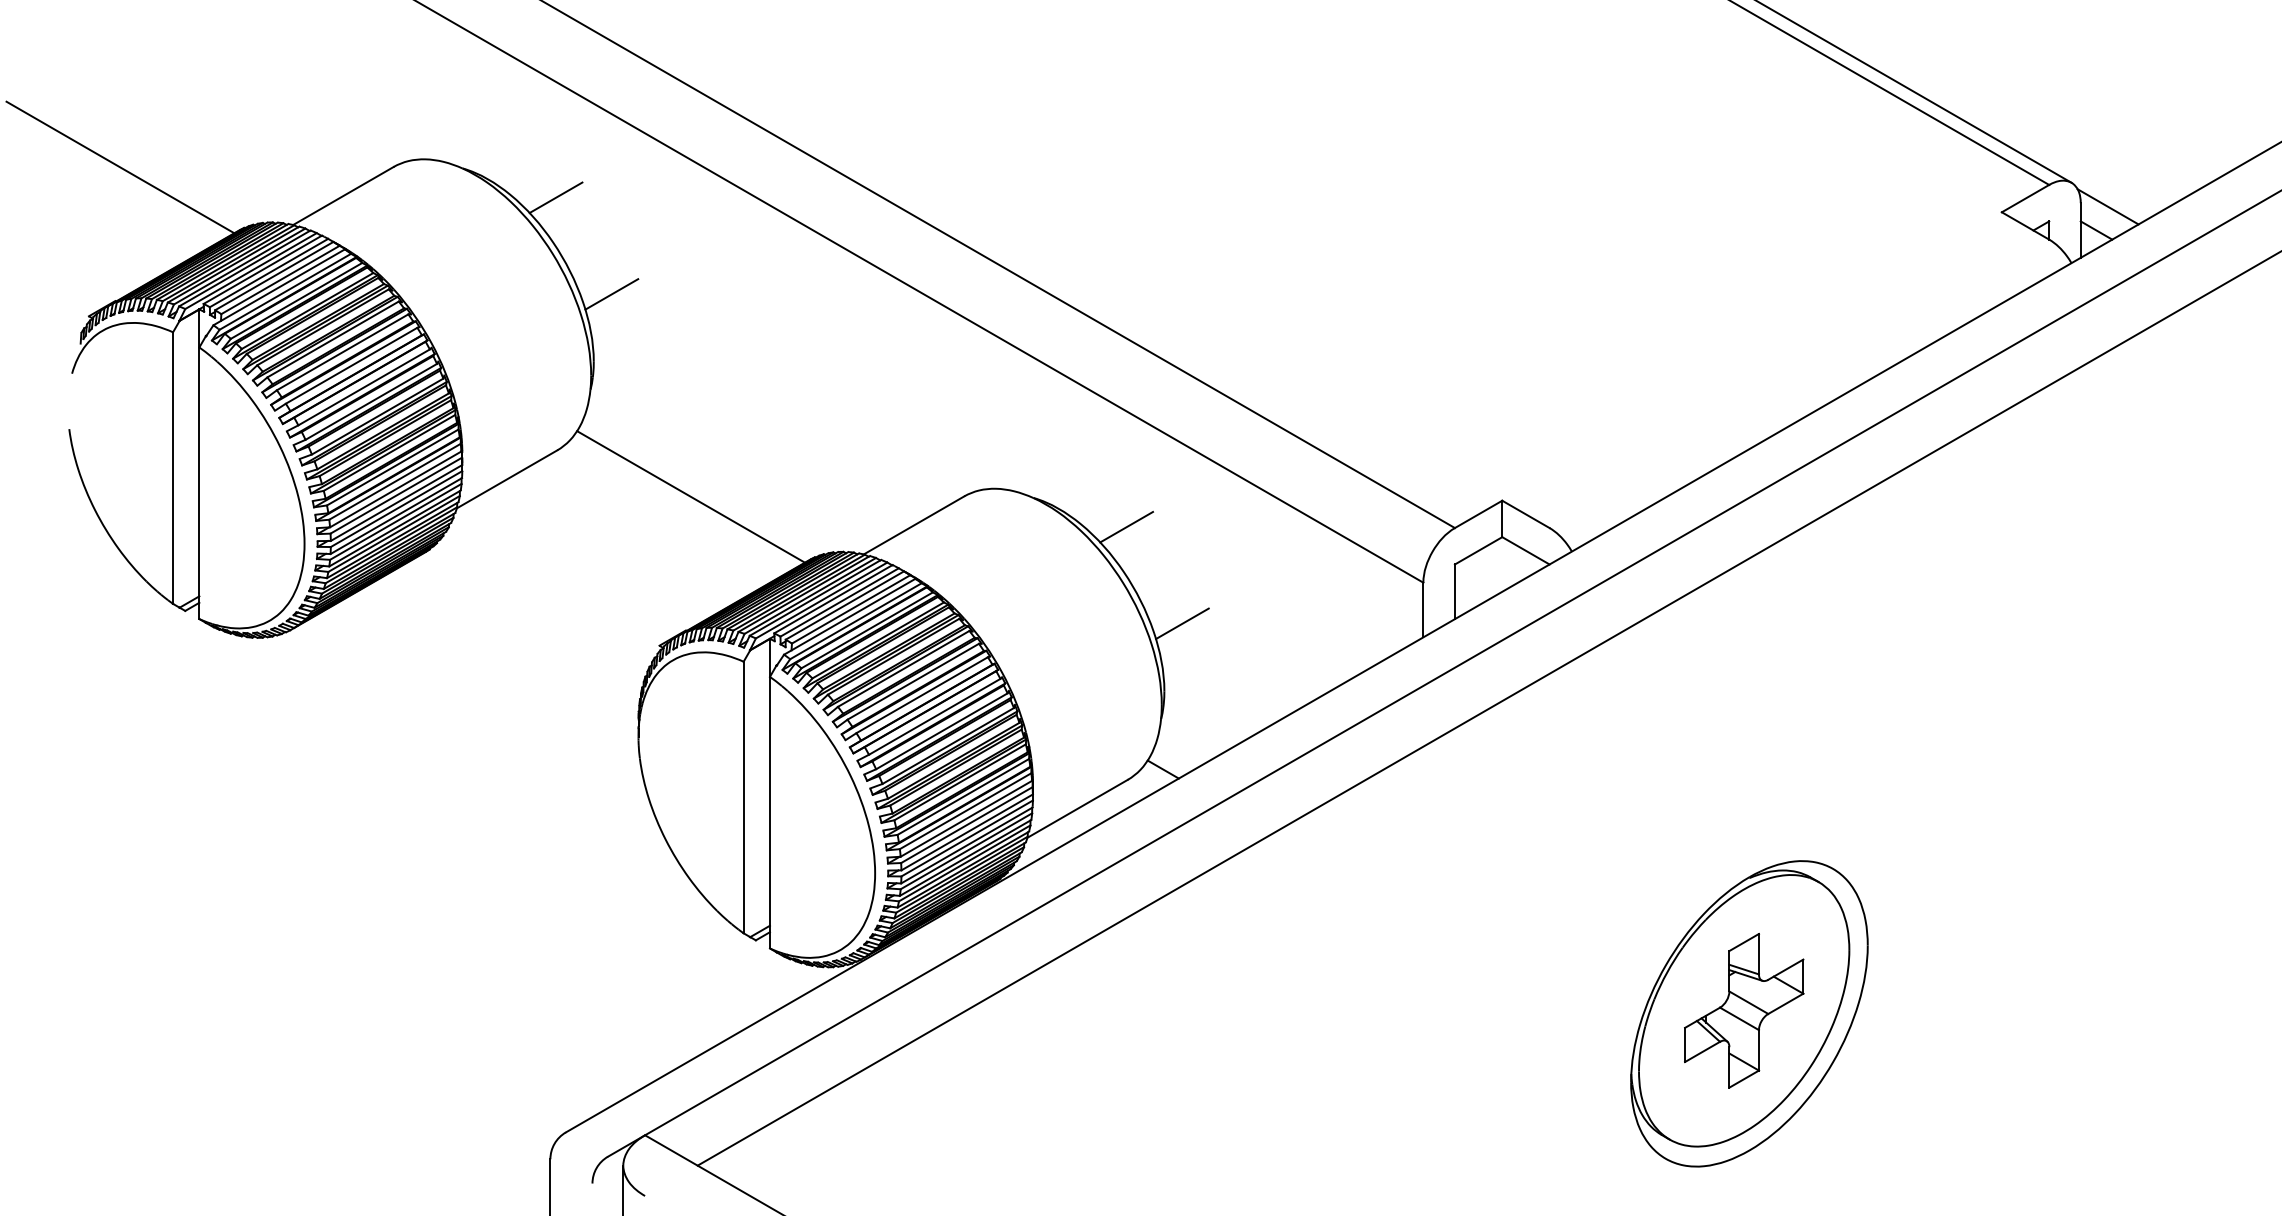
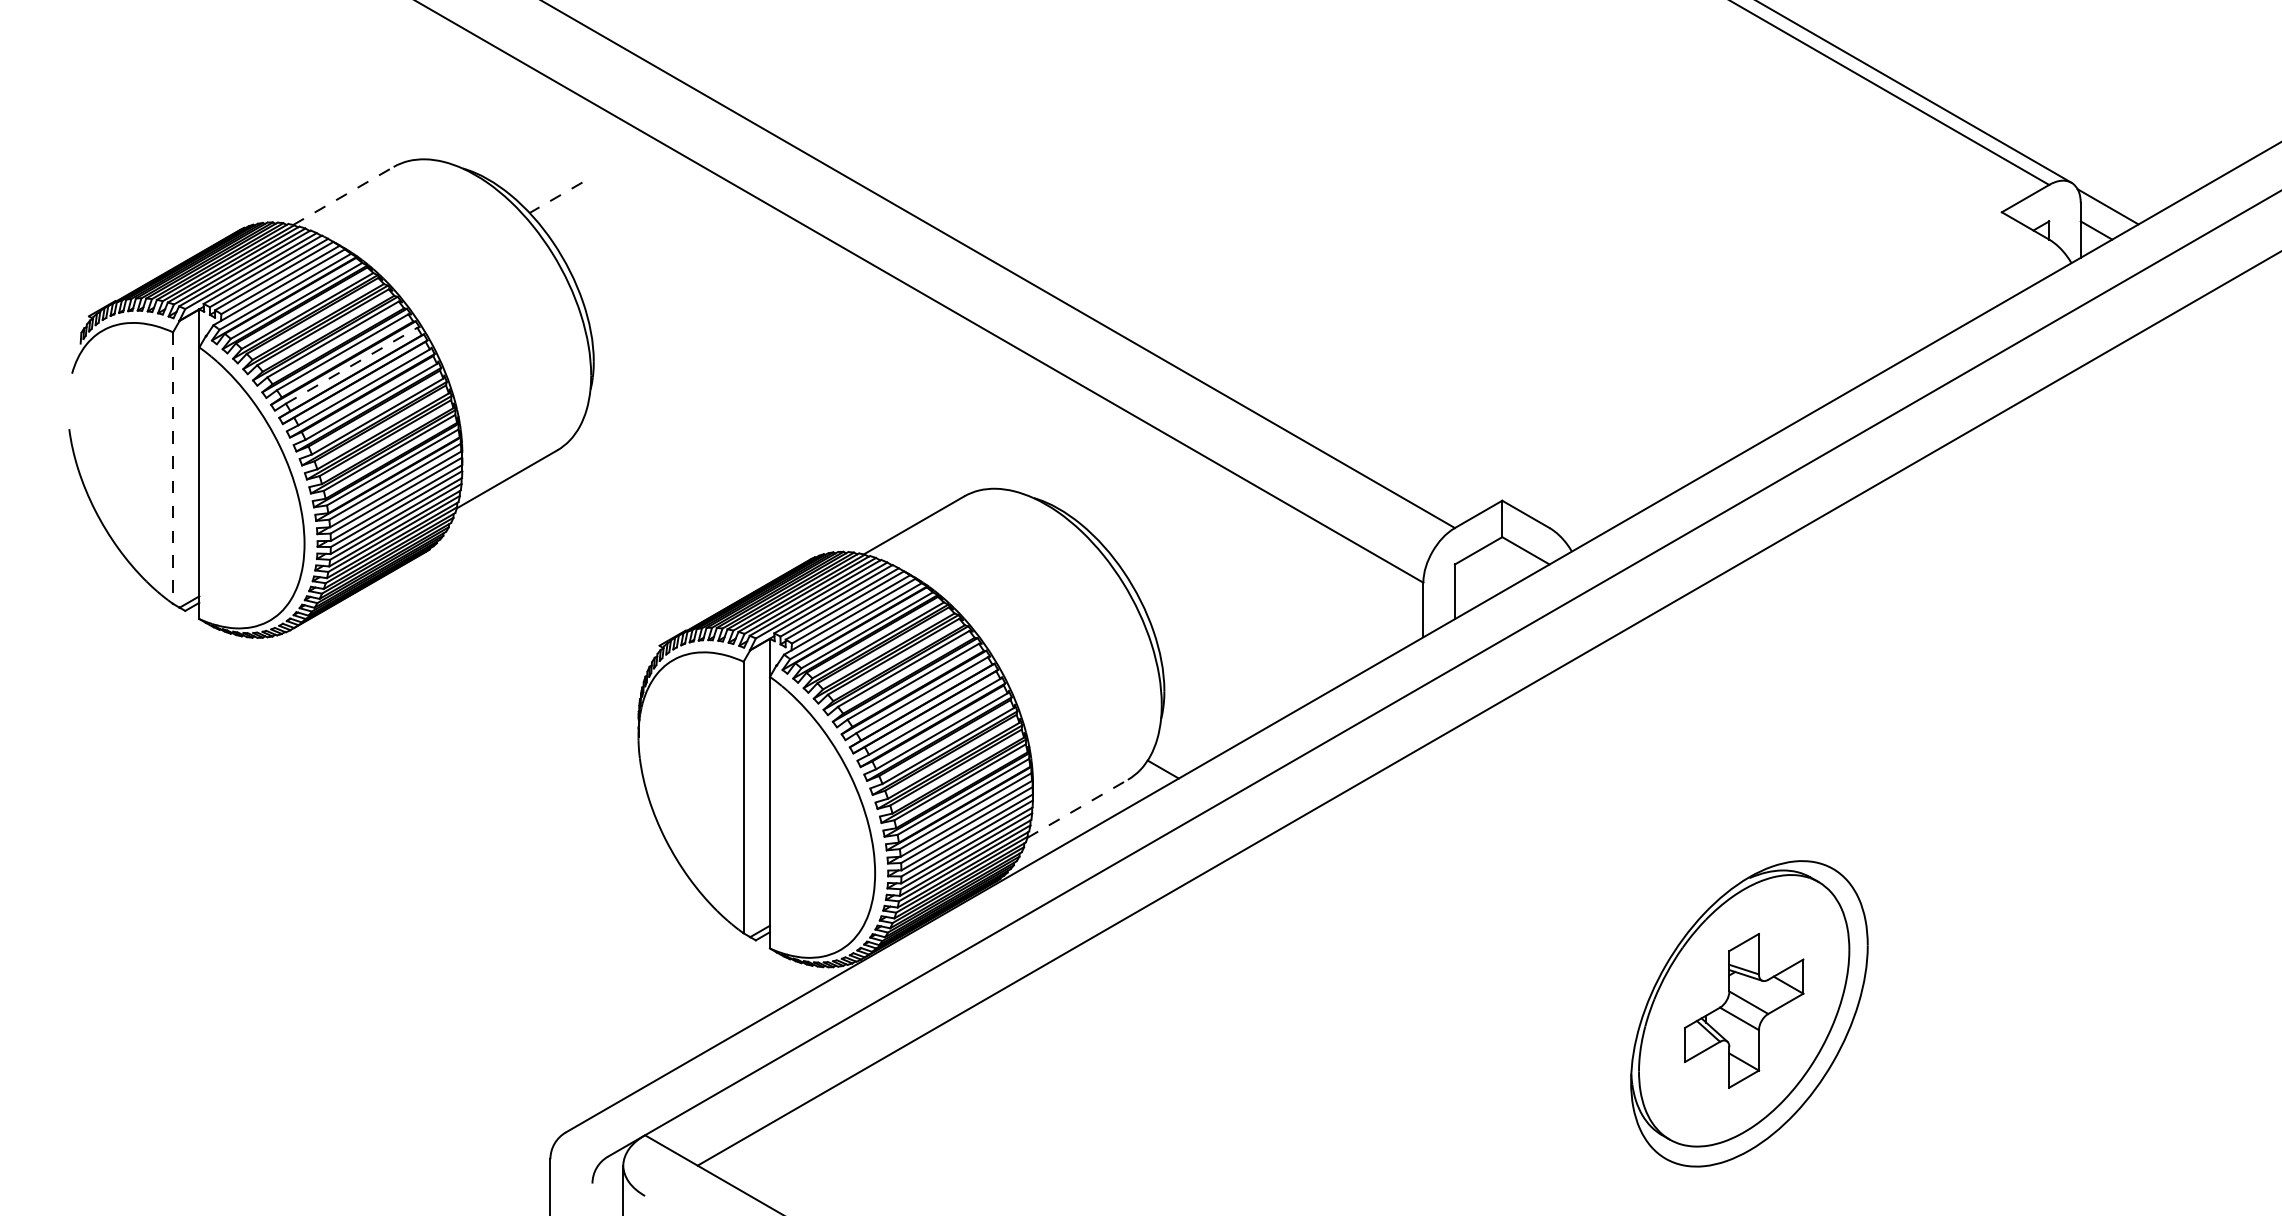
line: present -> none (120, 167)
line: solid -> dashed (343, 195)
line: solid -> dashed (555, 198)
line: present -> none (611, 294)
line: solid -> dashed (351, 365)
line: solid -> dashed (173, 468)
line: present -> none (690, 496)
line: present -> none (1126, 526)
line: present -> none (1182, 623)
line: solid -> dashed (1078, 808)
